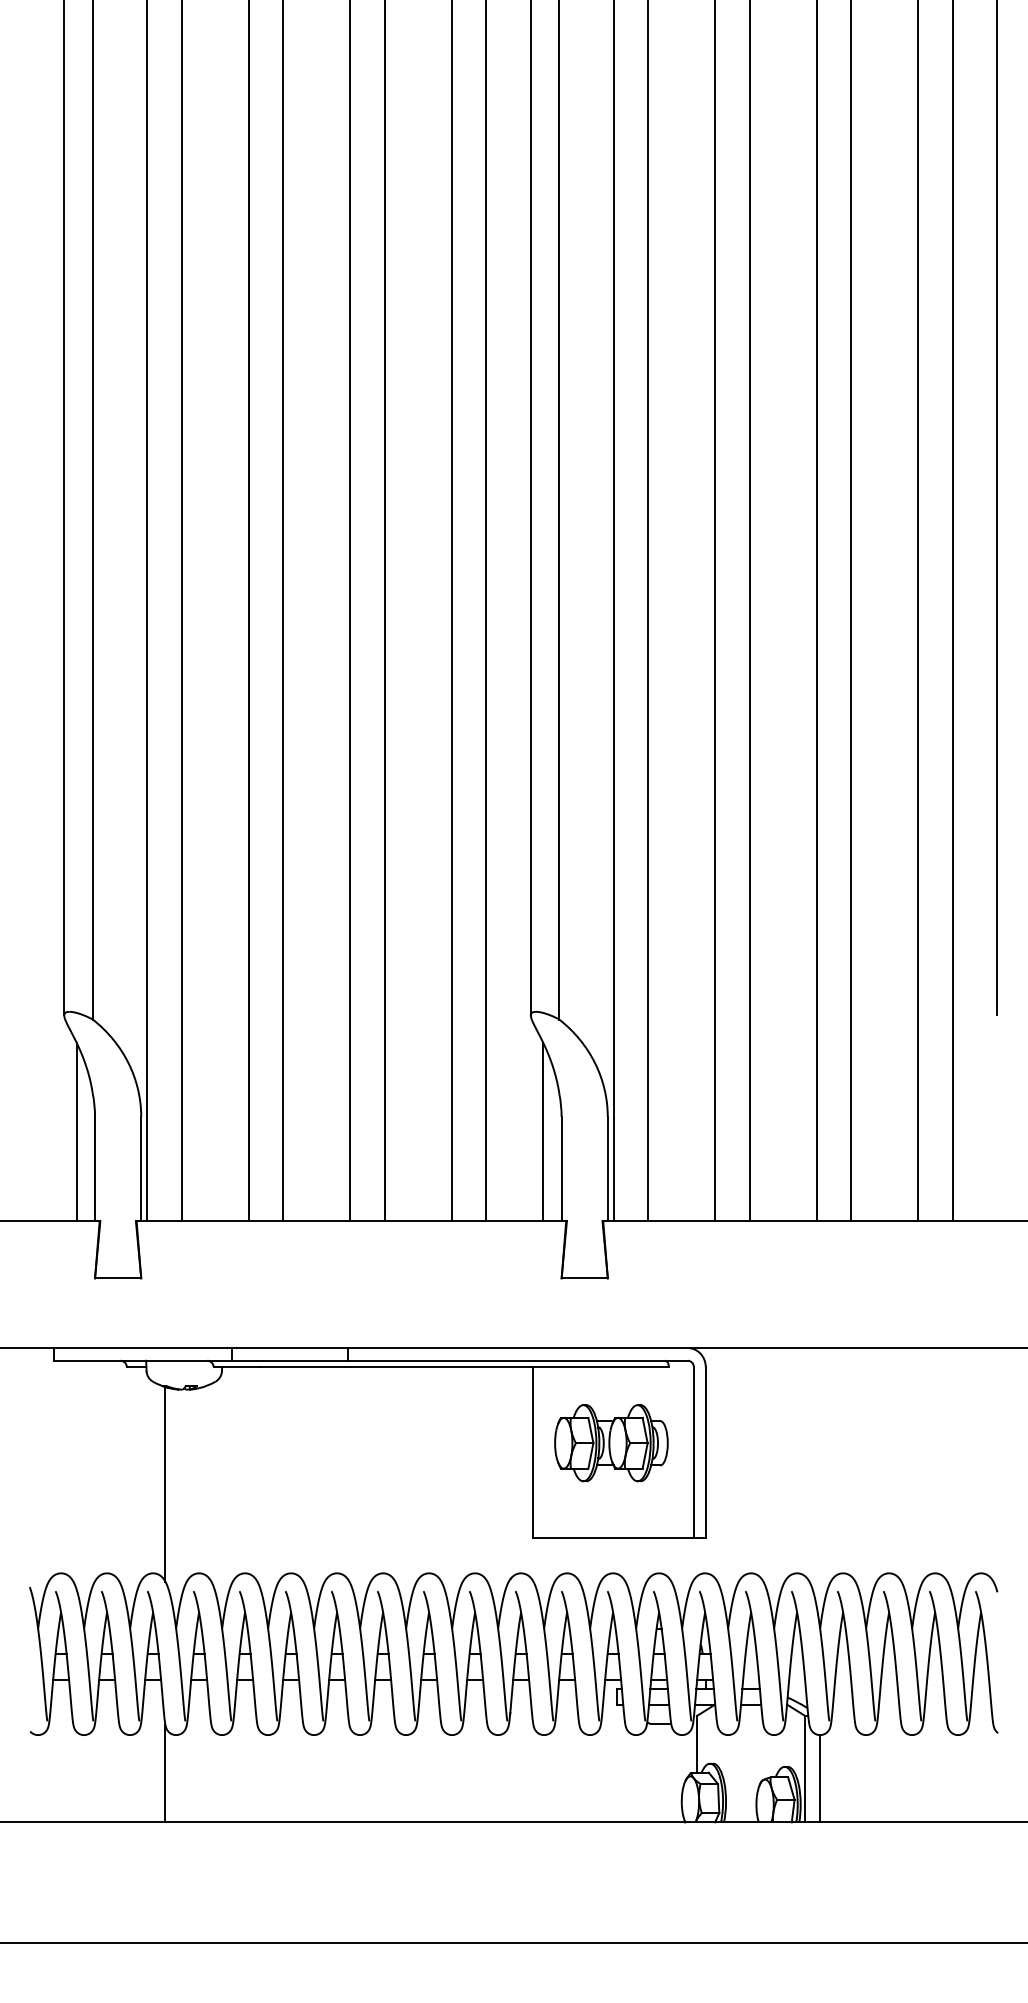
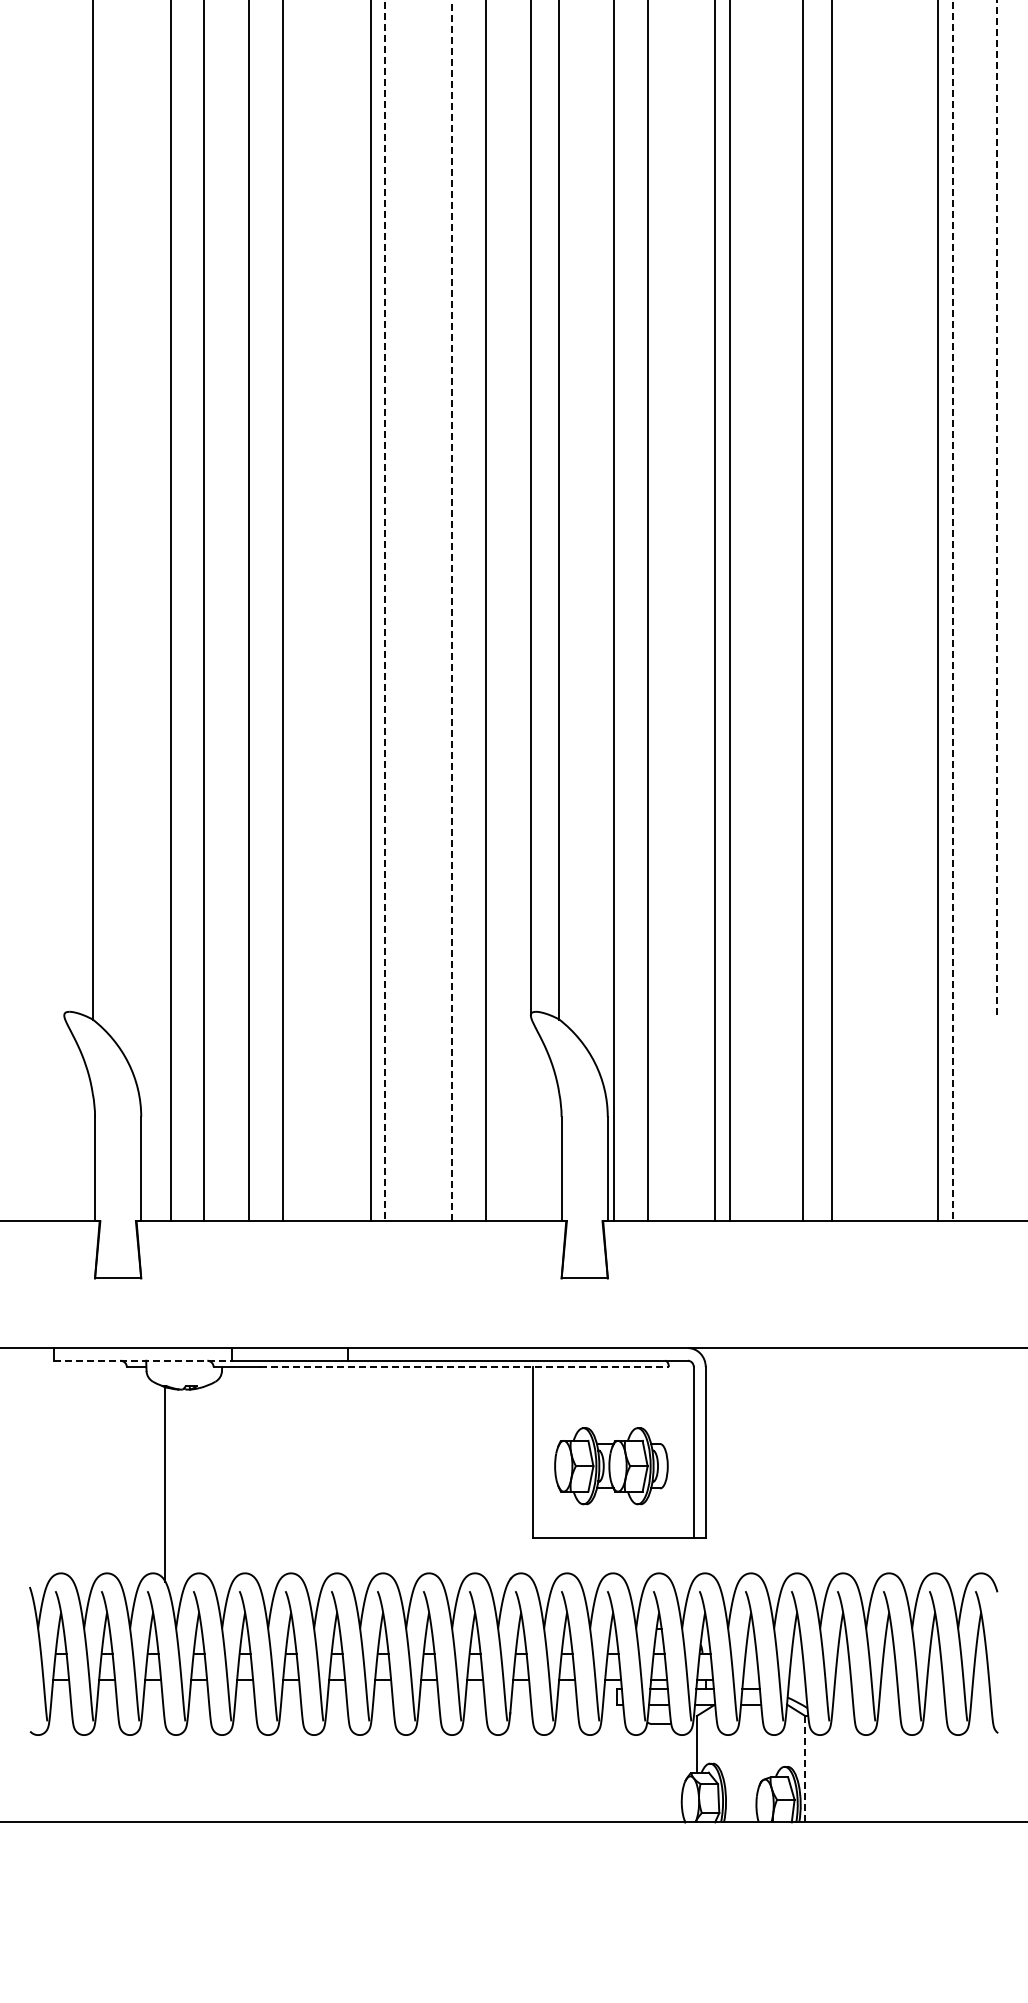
line: solid -> dashed (997, 507)
line: present -> none (64, 508)
line: solid -> dashed (451, 610)
line position: (147, 611) -> (171, 611) (171, 611)
line position: (181, 611) -> (203, 611) (203, 611)
line position: (350, 611) -> (371, 611) (371, 611)
line: solid -> dashed (384, 611)
line position: (749, 611) -> (729, 611) (729, 611)
line position: (816, 611) -> (802, 611) (802, 611)
line position: (851, 611) -> (832, 611) (832, 611)
line position: (918, 611) -> (938, 611) (938, 611)
line: solid -> dashed (952, 611)
line: present -> none (76, 1131)
line: present -> none (543, 1131)
line: solid -> dashed (143, 1360)
line: solid -> dashed (465, 1367)
part position: (611, 1443) -> (611, 1466) (611, 1466)
line: solid -> dashed (805, 1769)
line: present -> none (165, 1773)
line: present -> none (820, 1778)
line: present -> none (513, 1942)
